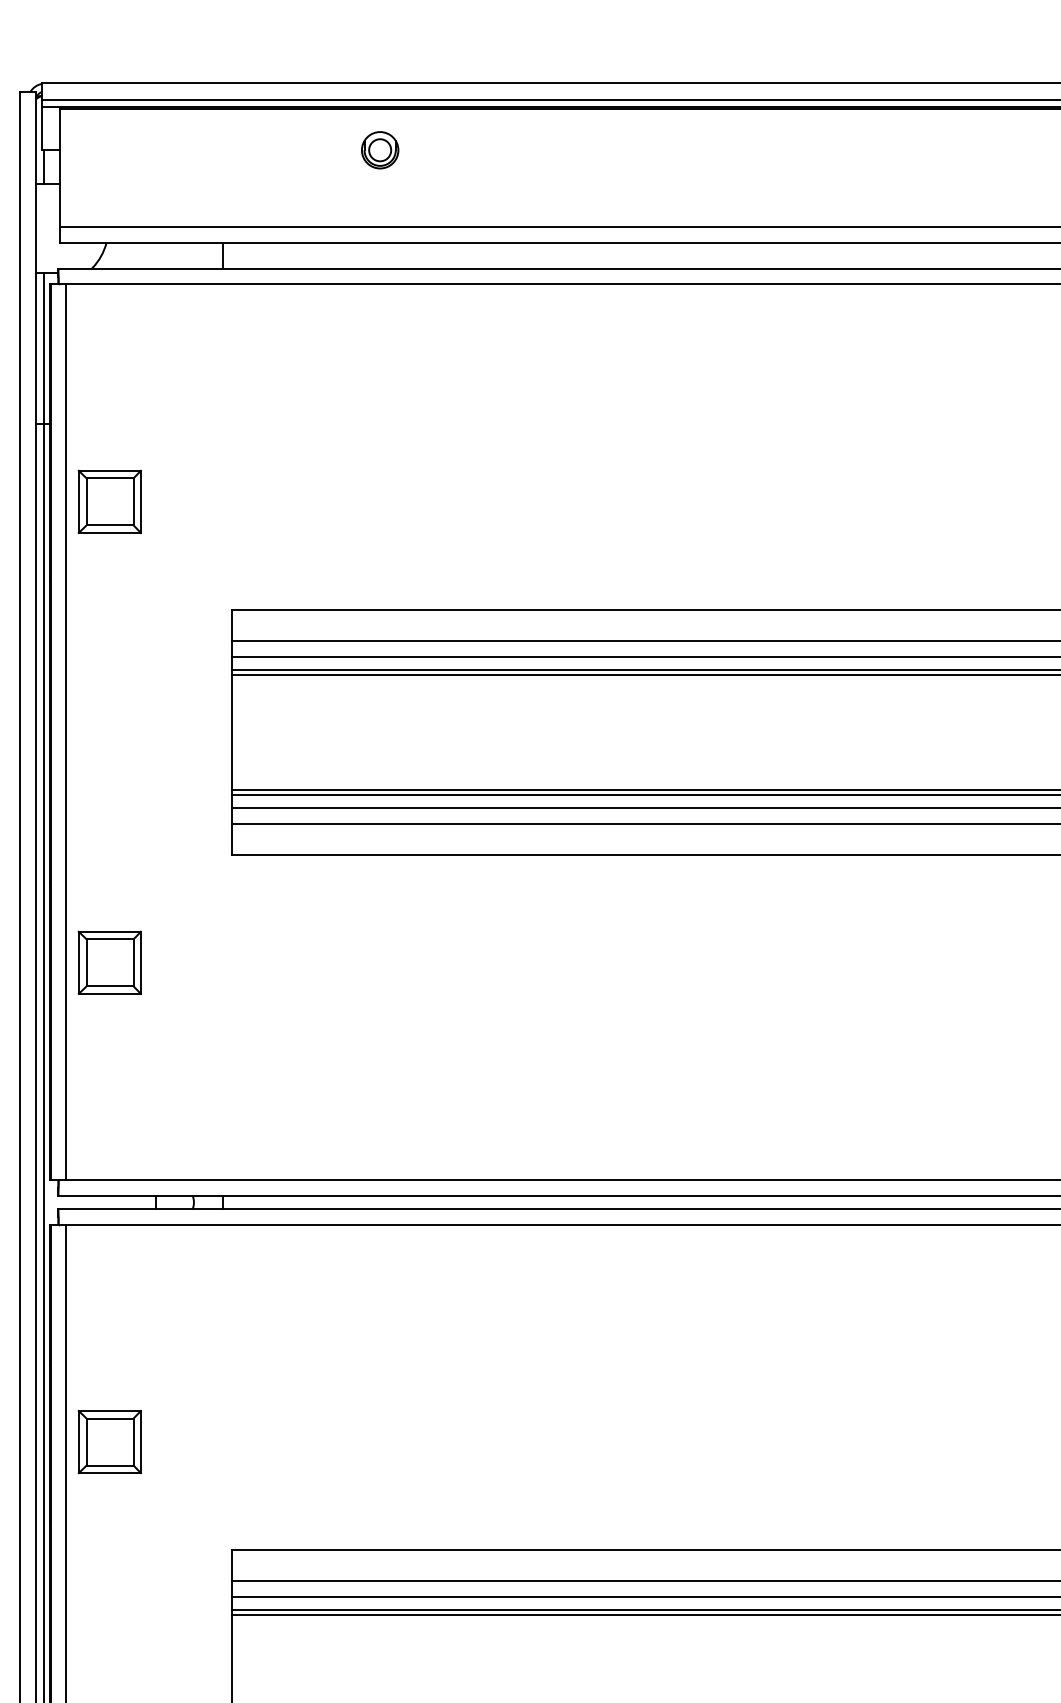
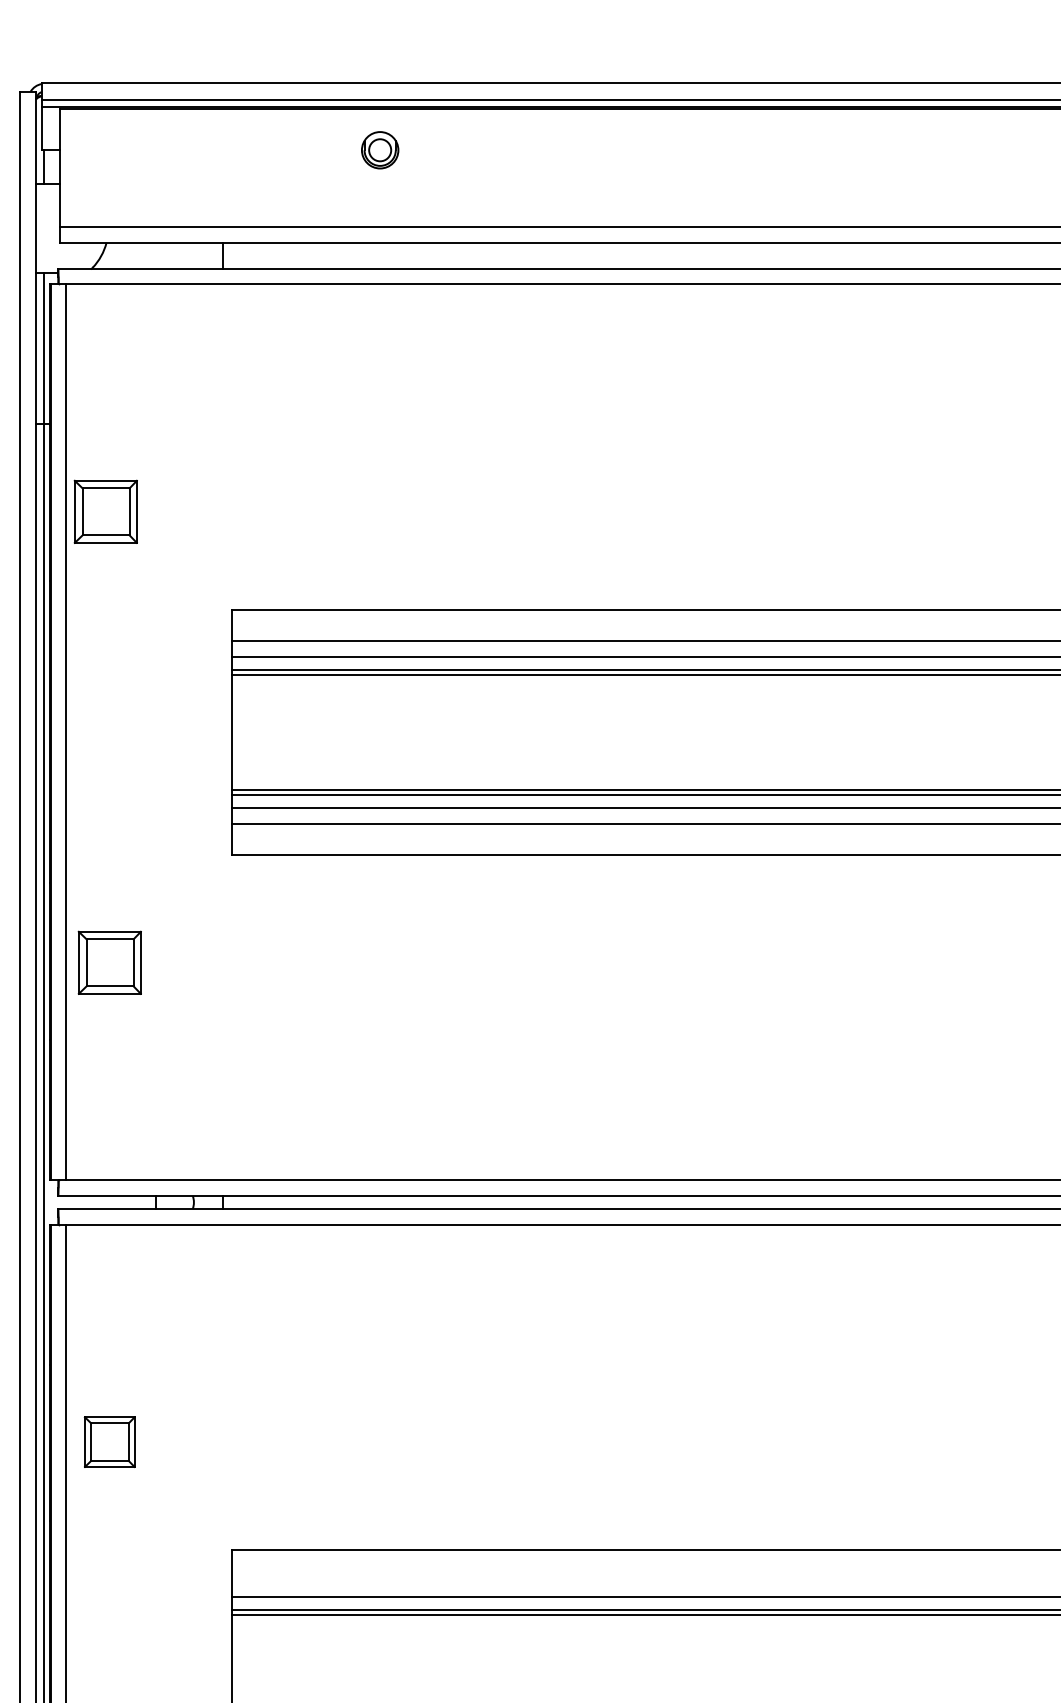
part position: (109, 501) -> (105, 511) (105, 511)
part size: 65x65 px -> 53x52 px (109, 1441)
line: present -> none (644, 1581)
